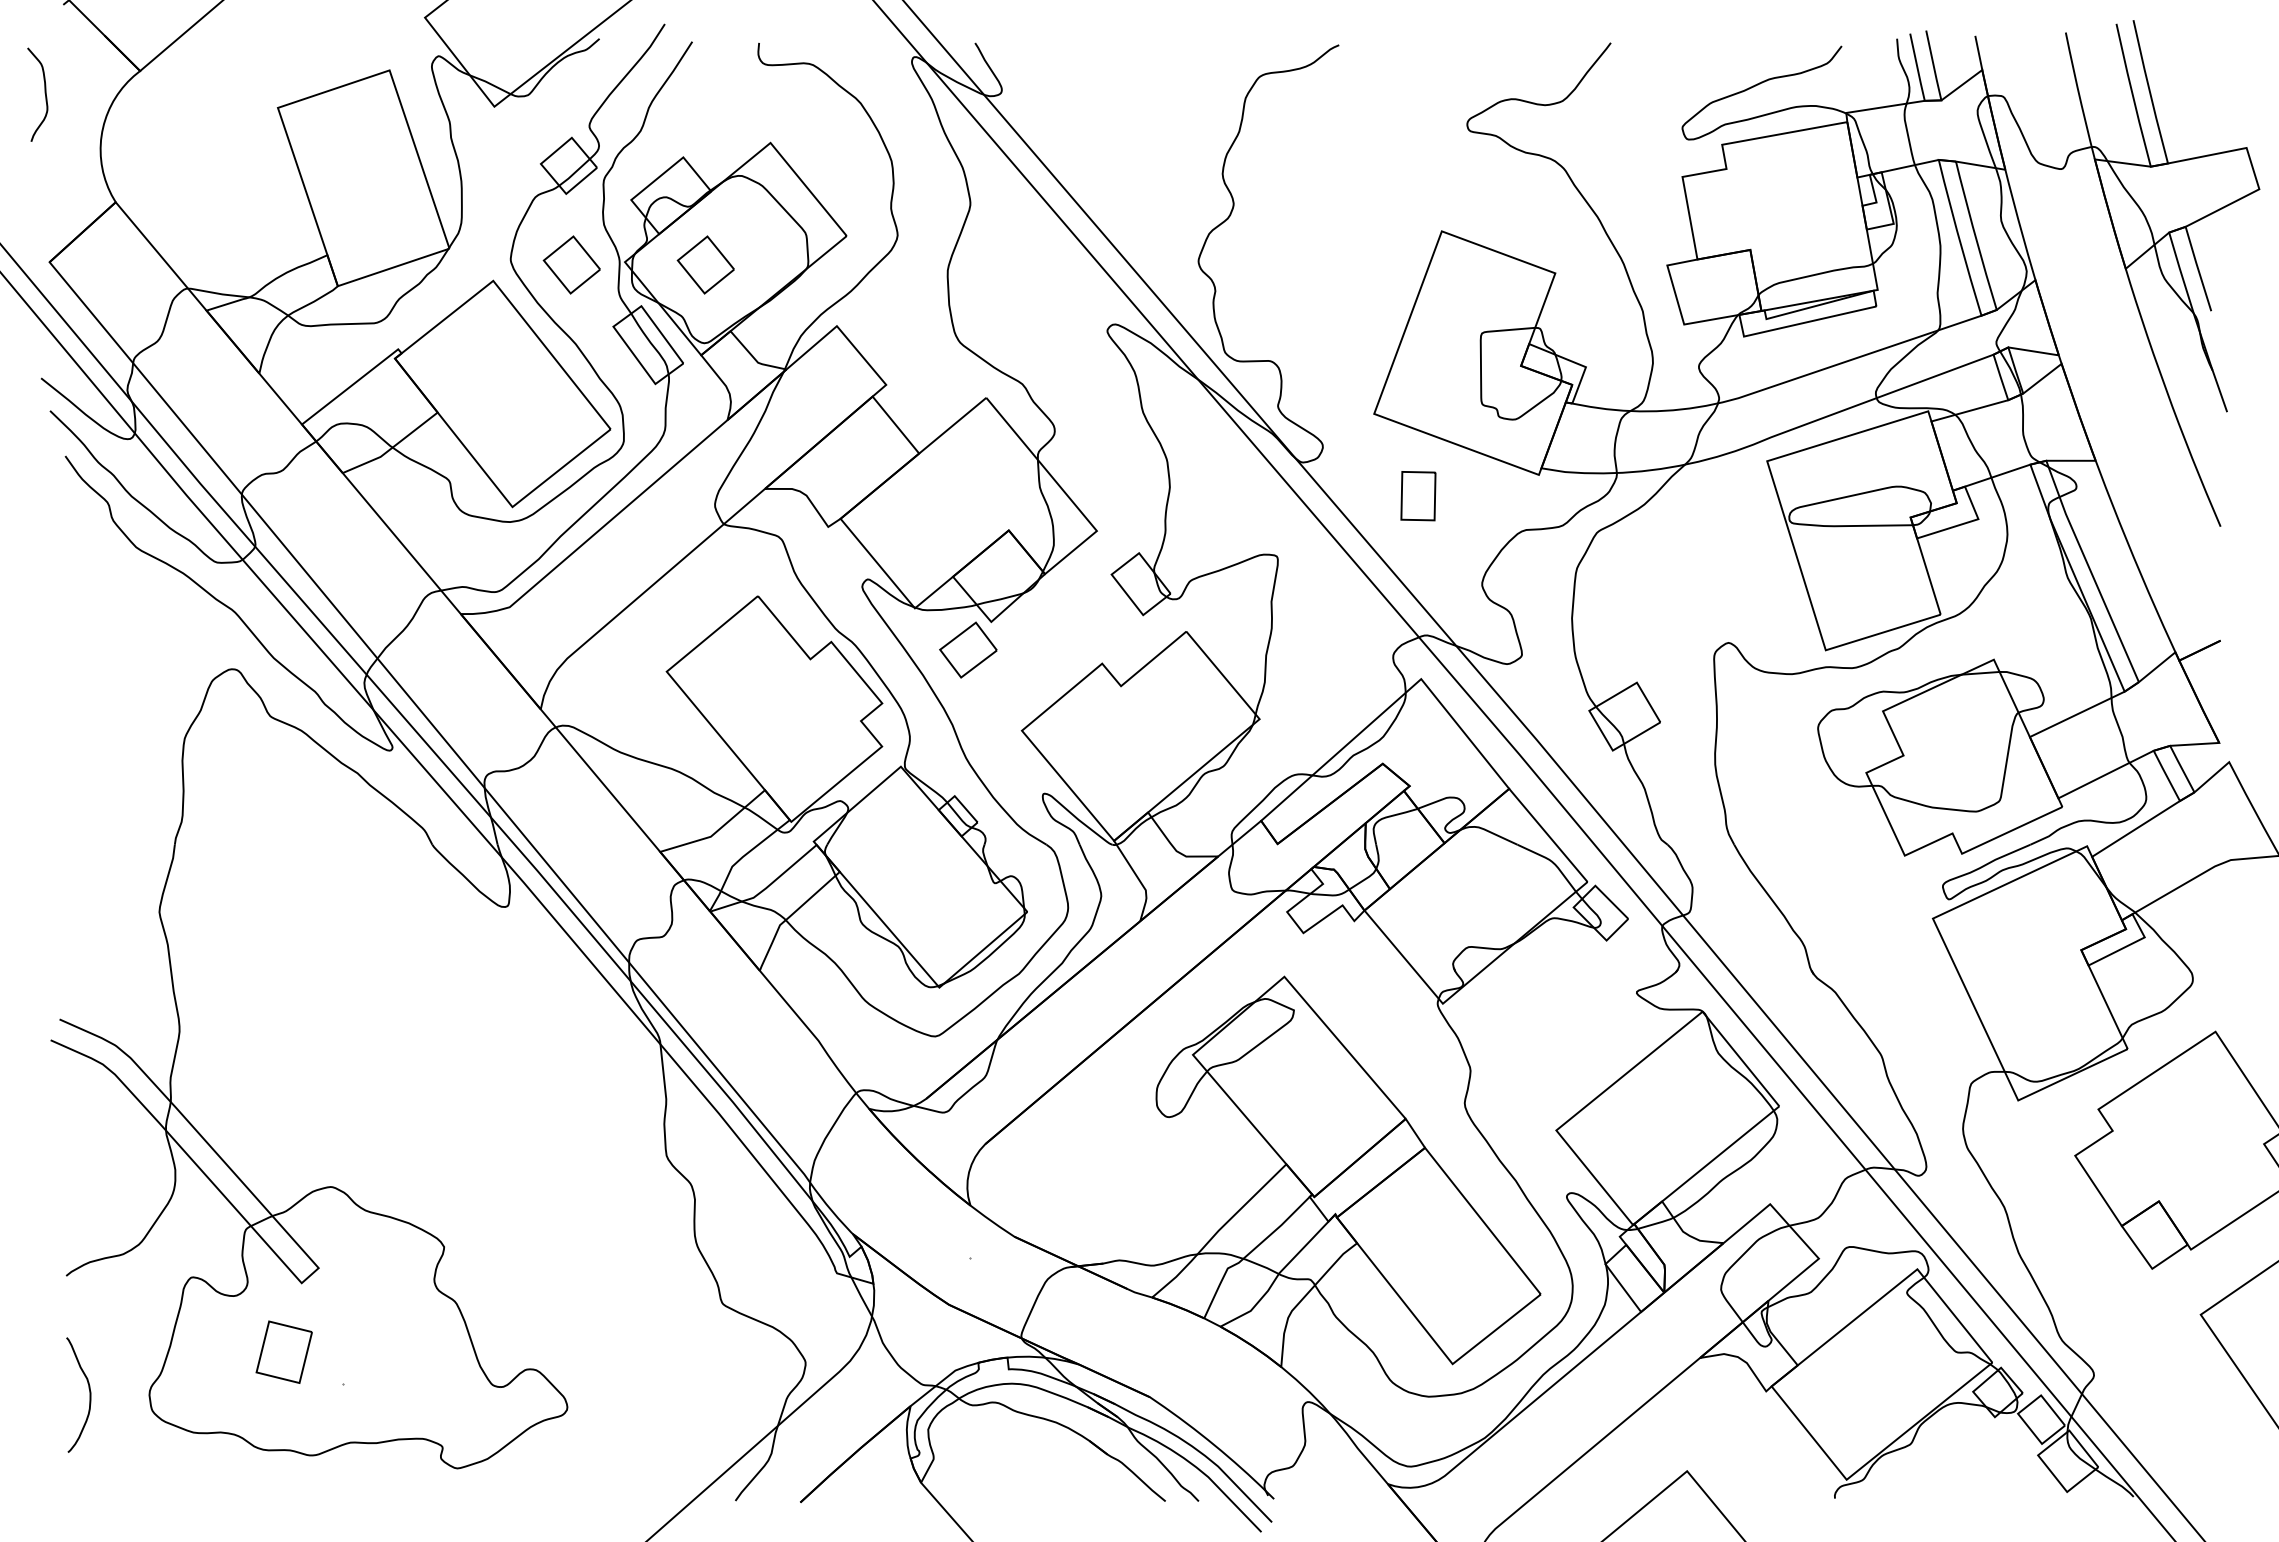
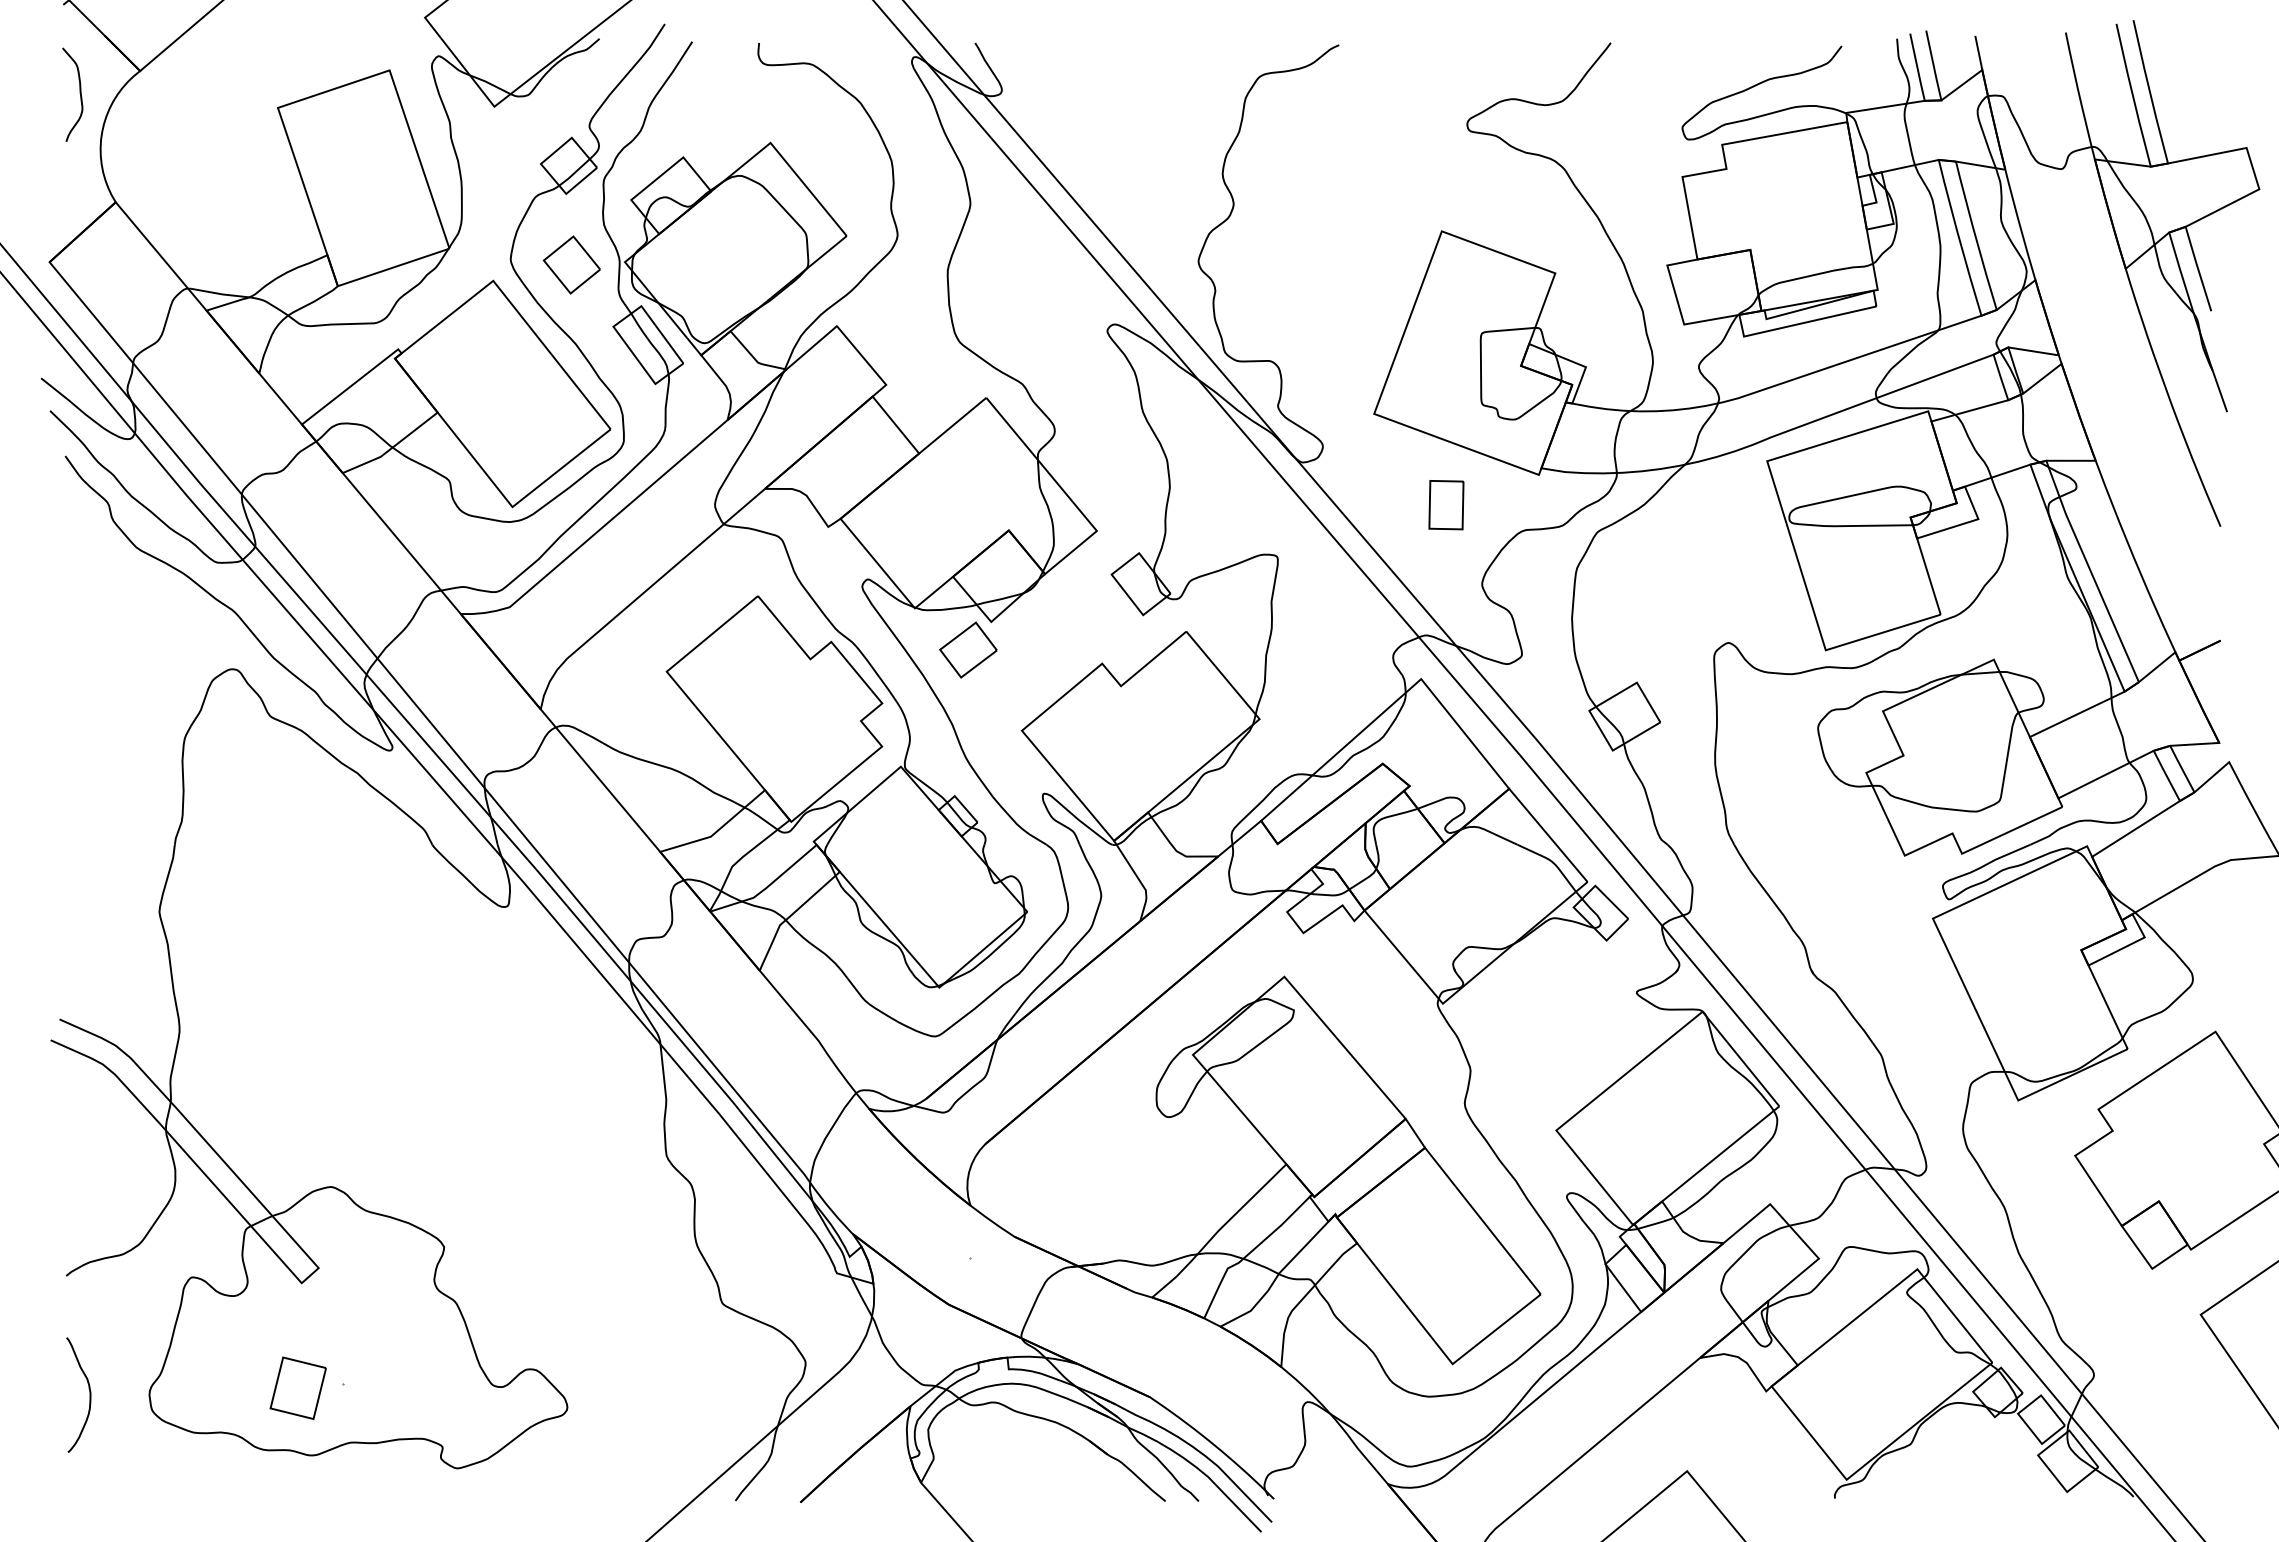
curve position: (44, 93) -> (79, 93) (79, 93)
part: present -> none (705, 264)
part position: (1418, 496) -> (1446, 505) (1446, 505)
part position: (283, 1351) -> (297, 1387) (297, 1387)
